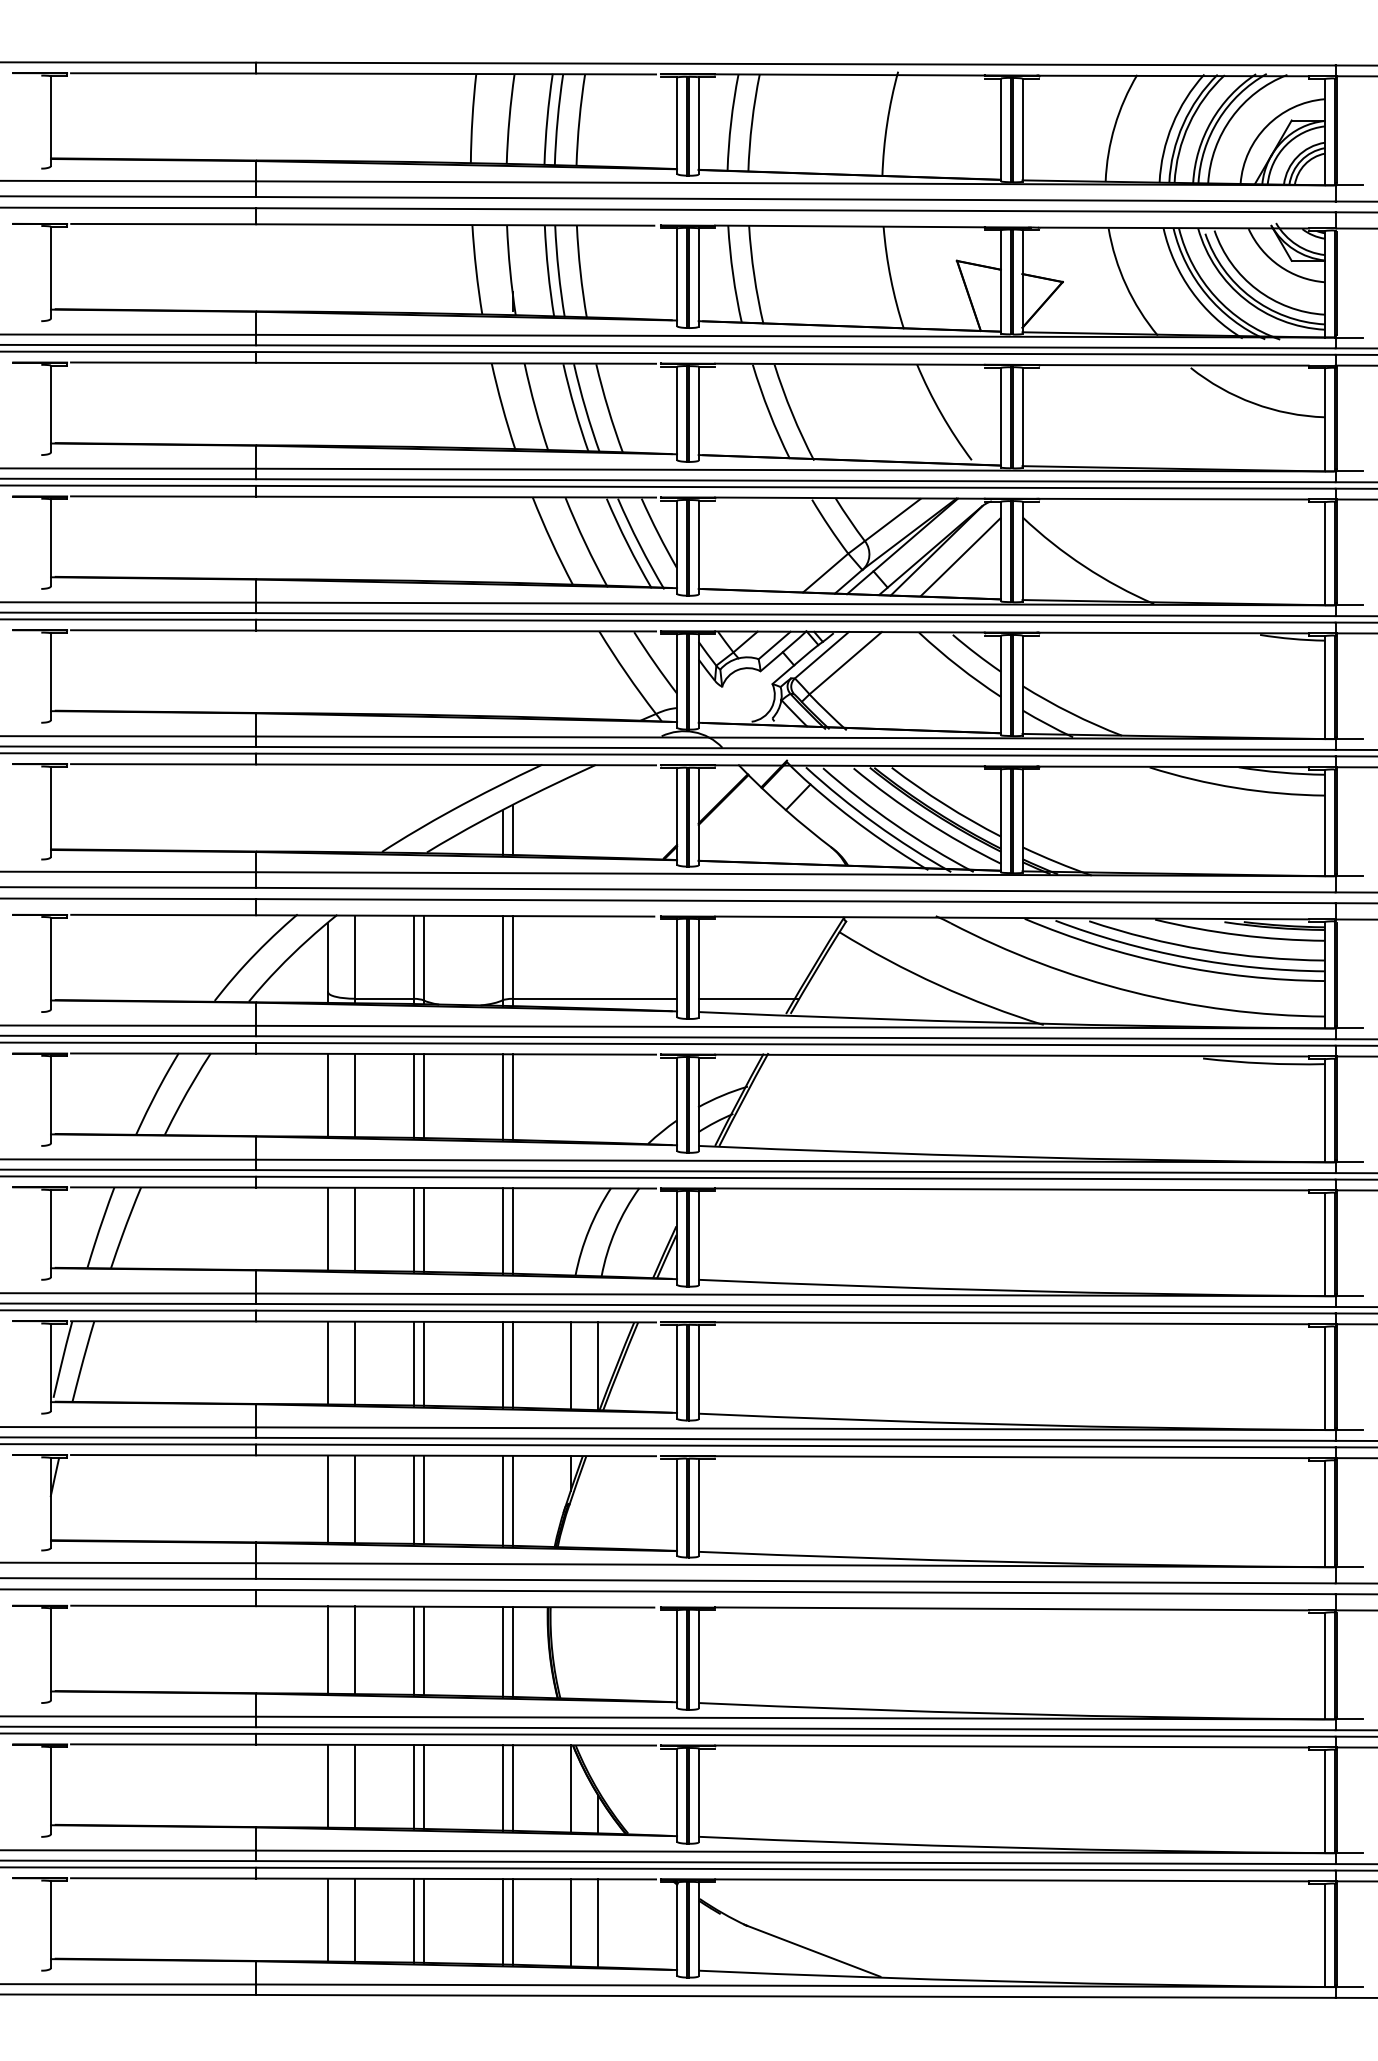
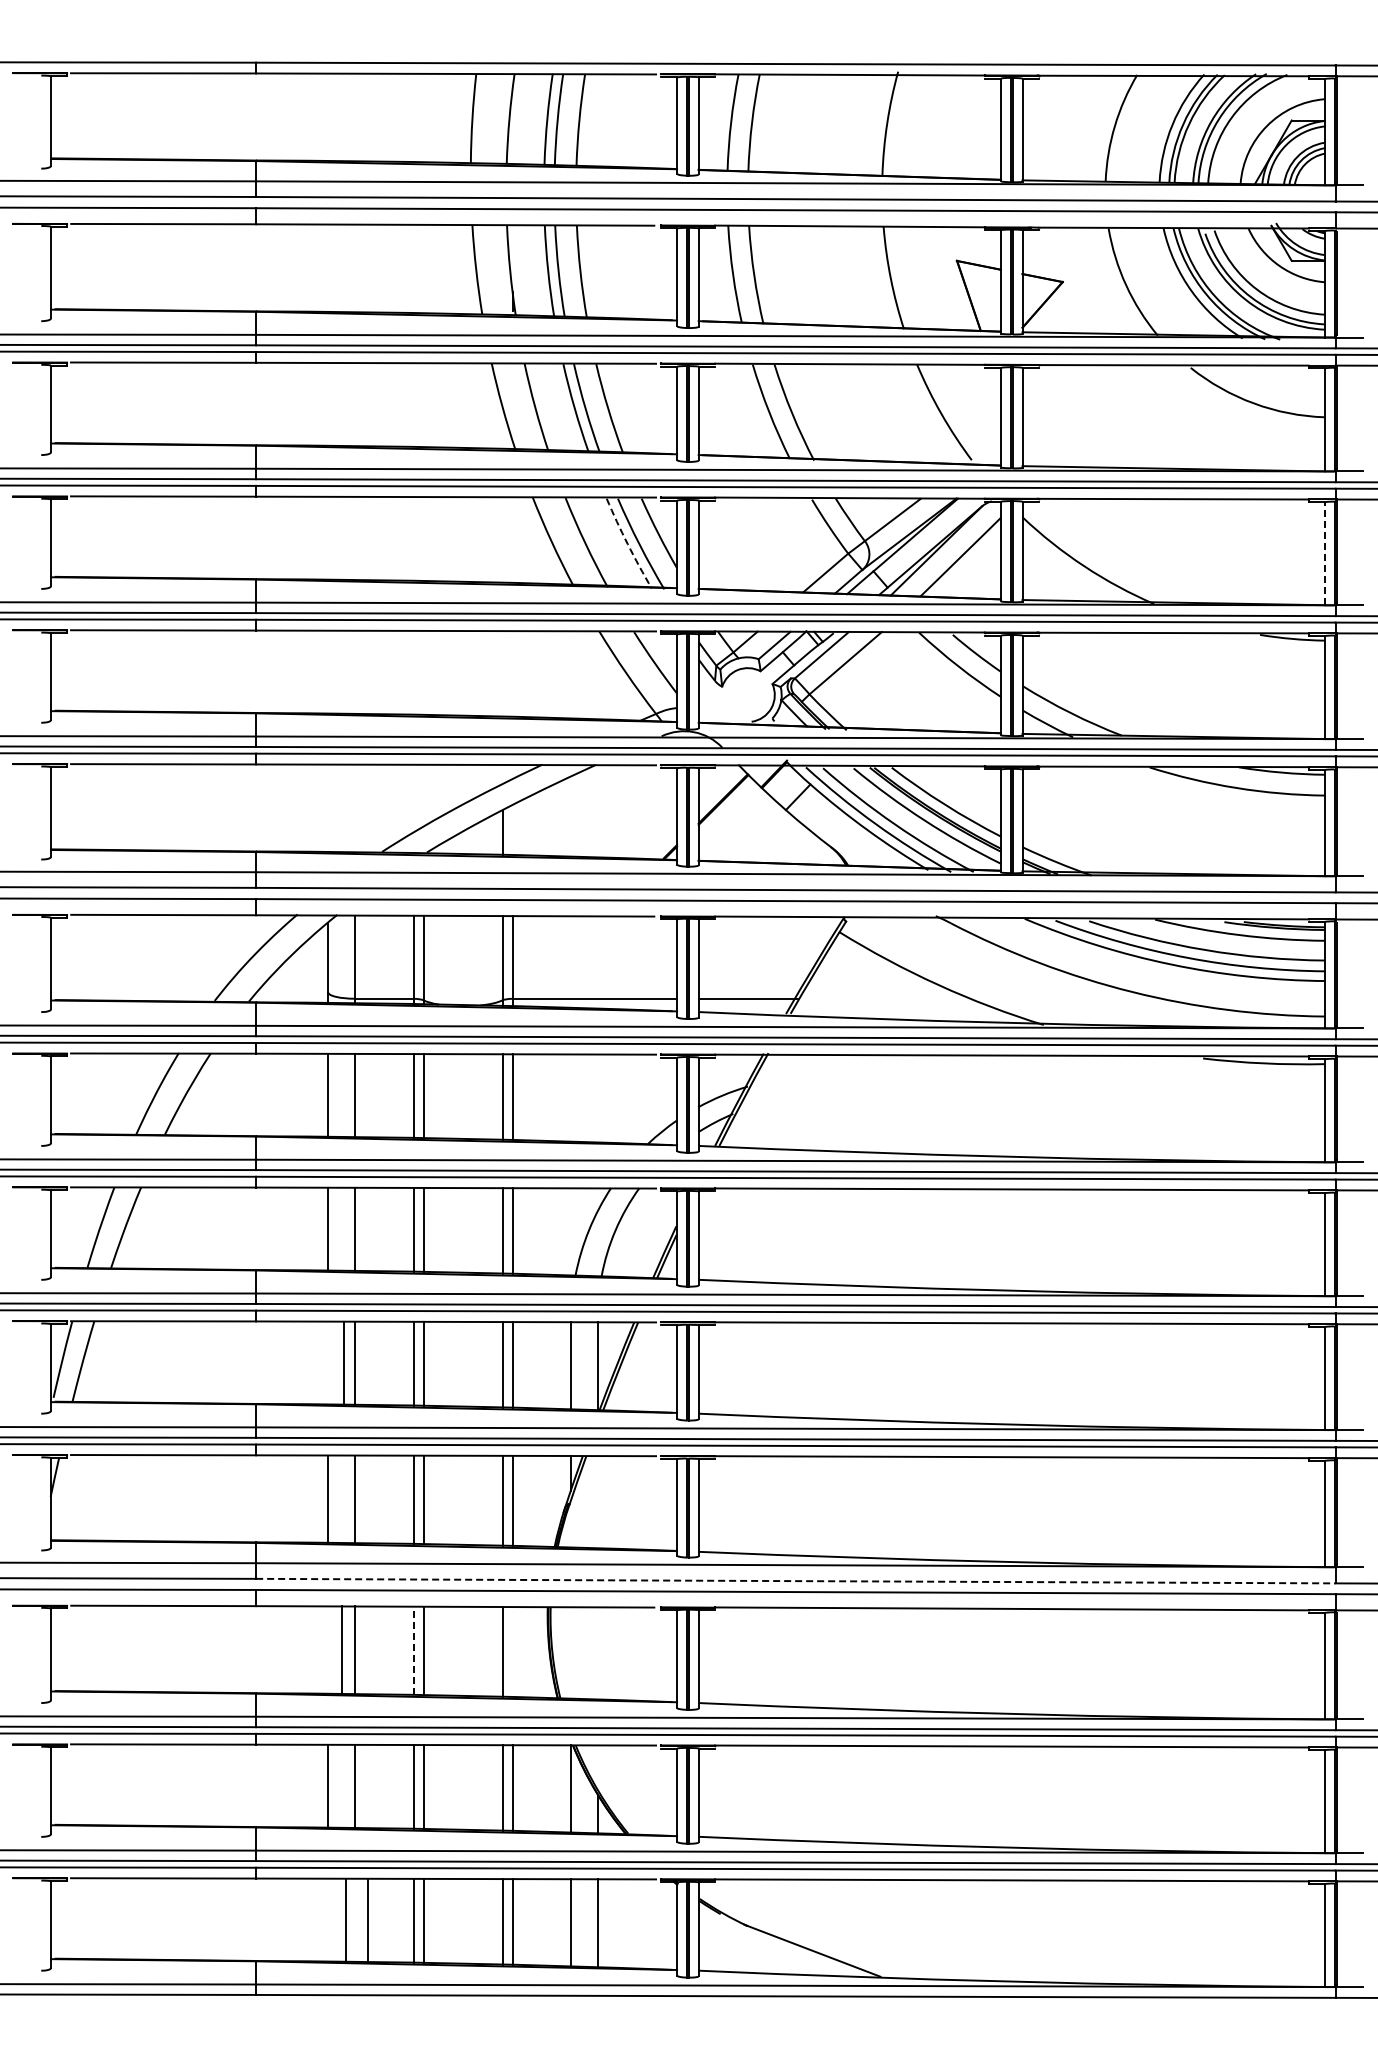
arc: solid -> dashed (627, 544)
line: solid -> dashed (1324, 553)
line: present -> none (512, 830)
line position: (328, 1362) -> (344, 1362) (344, 1362)
line: solid -> dashed (795, 1581)
line position: (328, 1649) -> (342, 1649) (342, 1649)
line: solid -> dashed (413, 1650)
line: present -> none (512, 1652)
line position: (328, 1919) -> (346, 1919) (346, 1919)
line position: (355, 1919) -> (368, 1919) (368, 1919)
